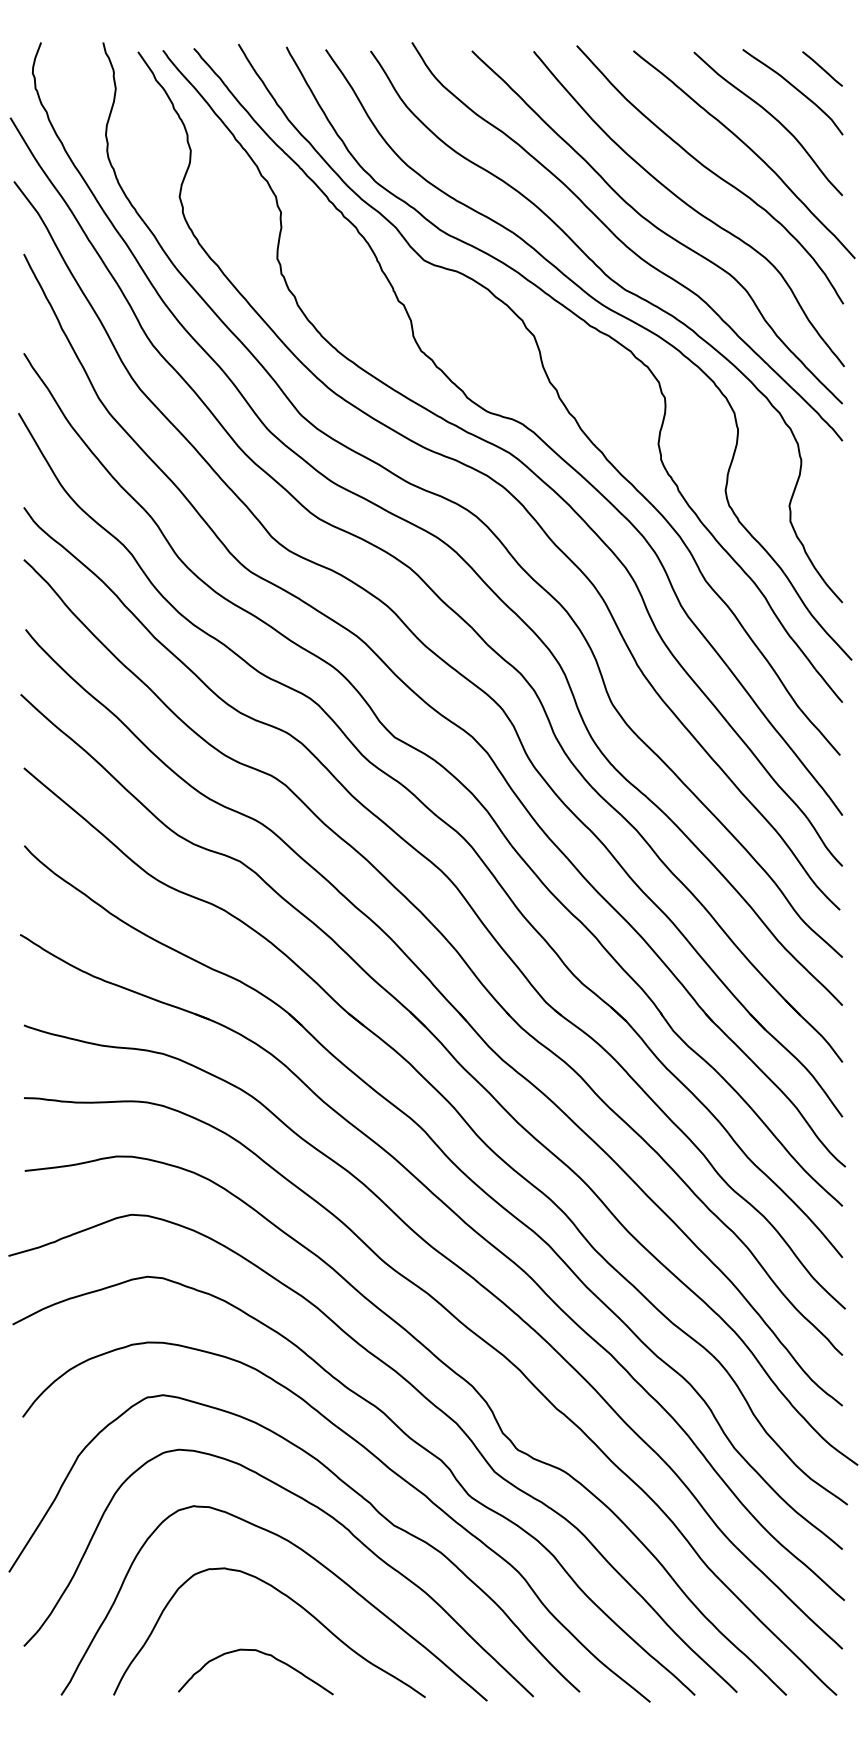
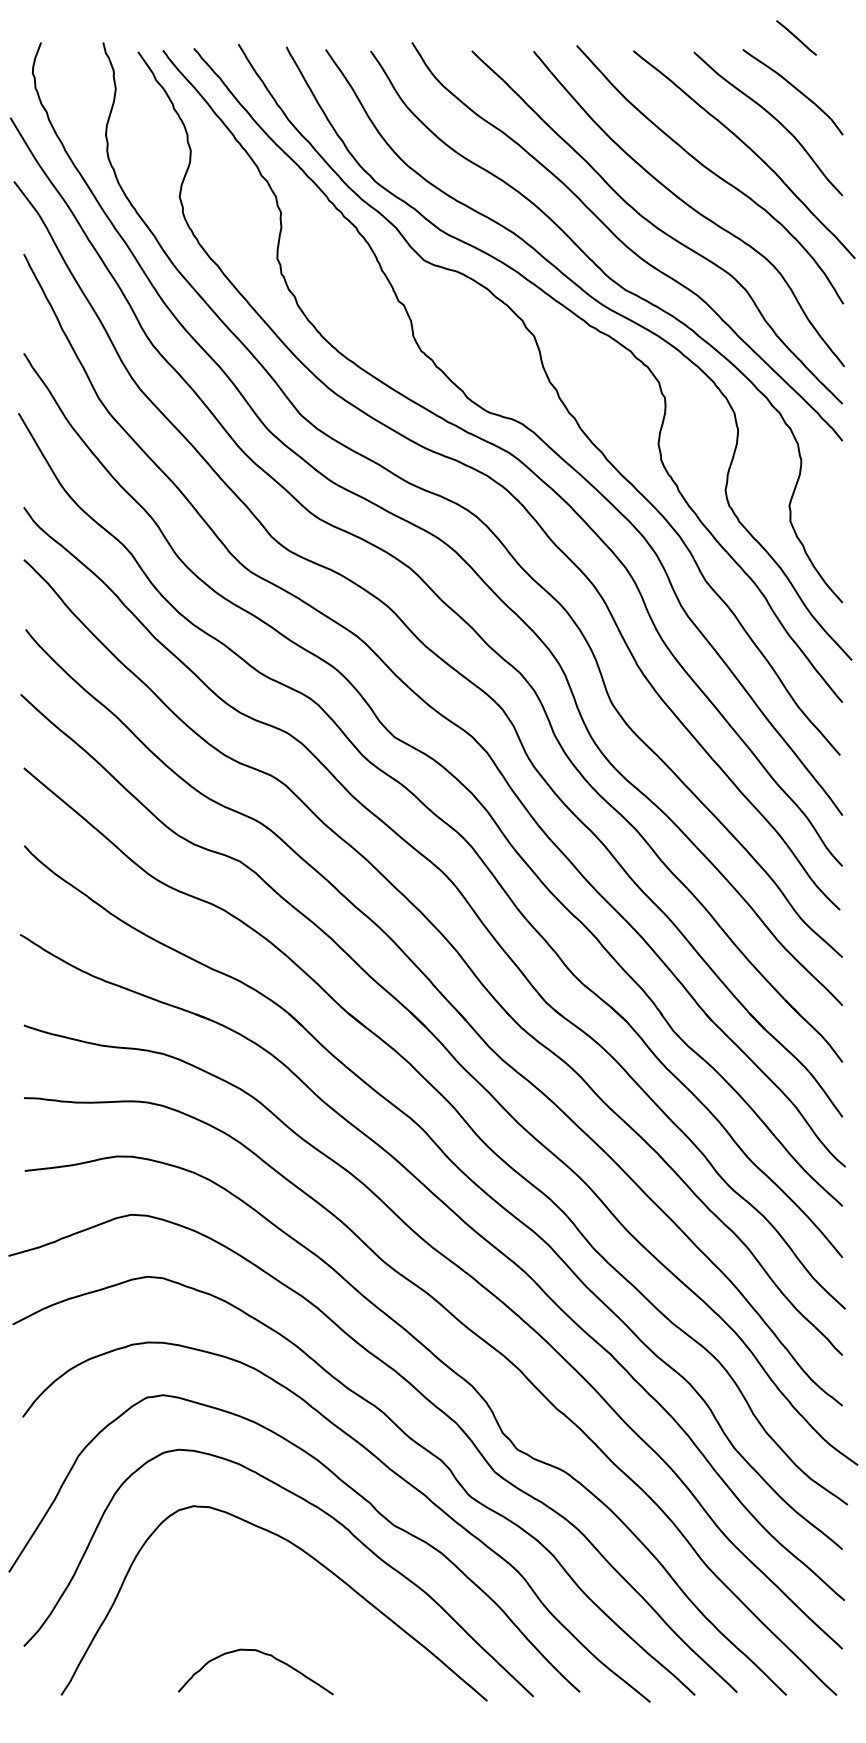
line position: (822, 68) -> (796, 37) (796, 37)
curve: present -> none (289, 1599)
